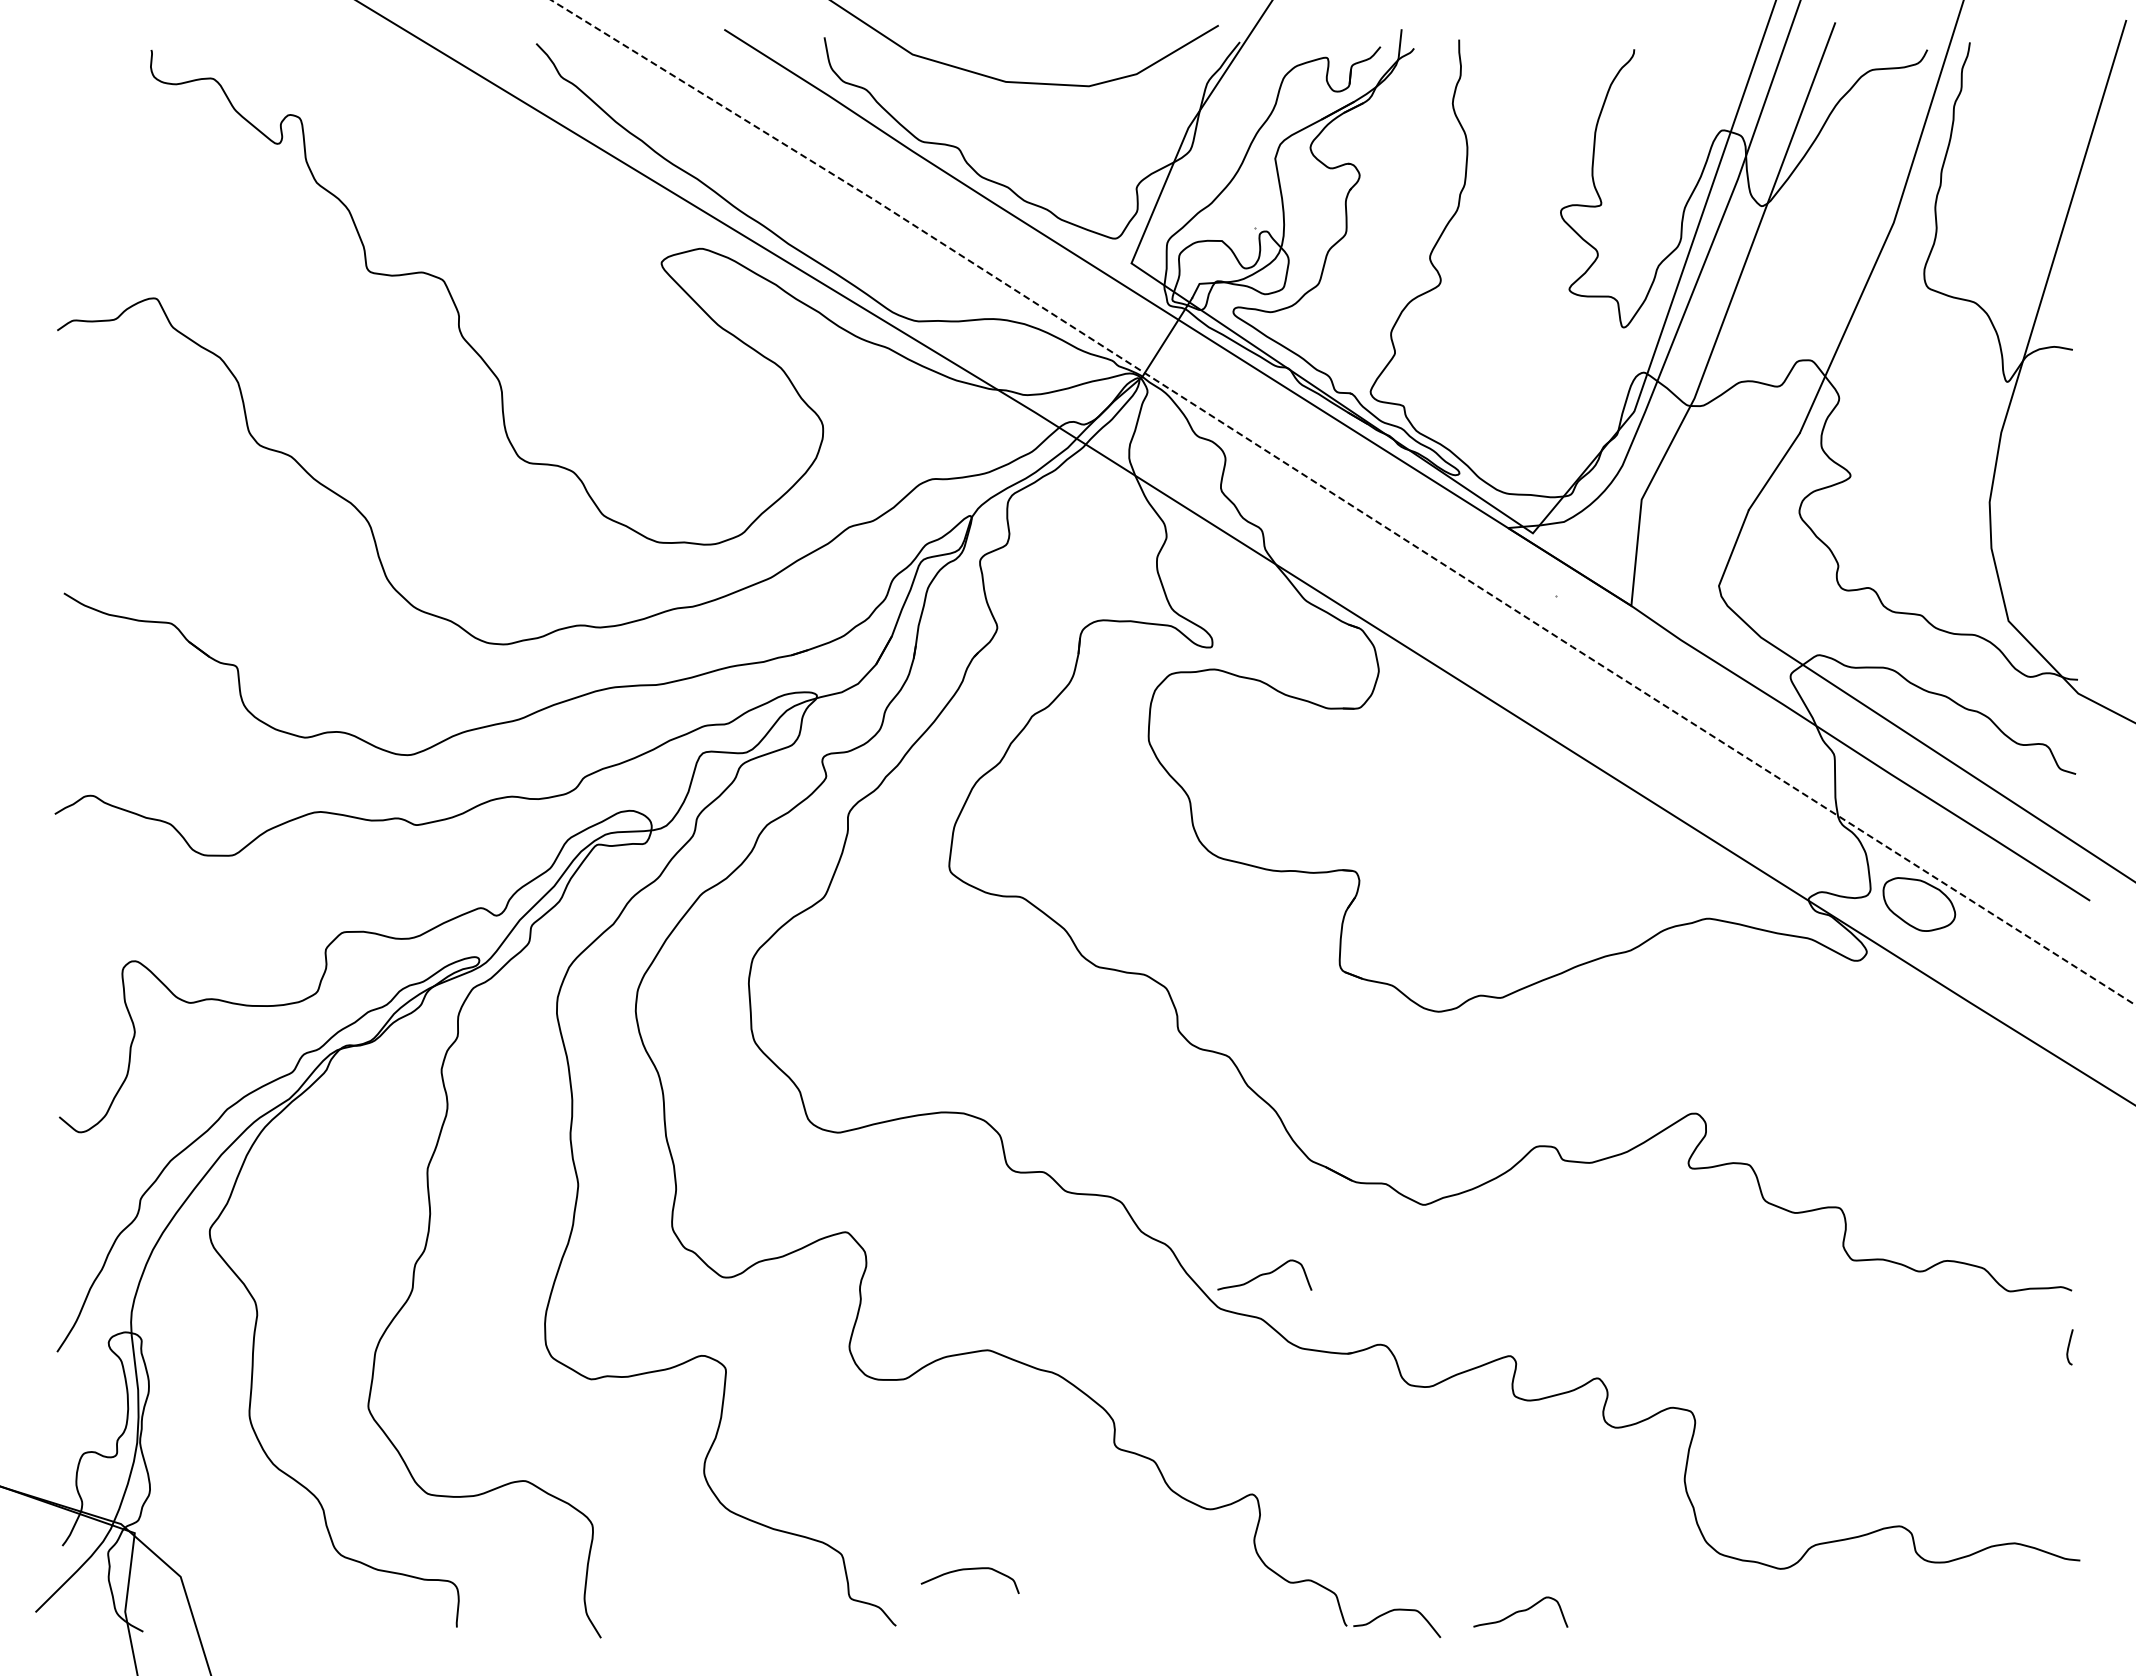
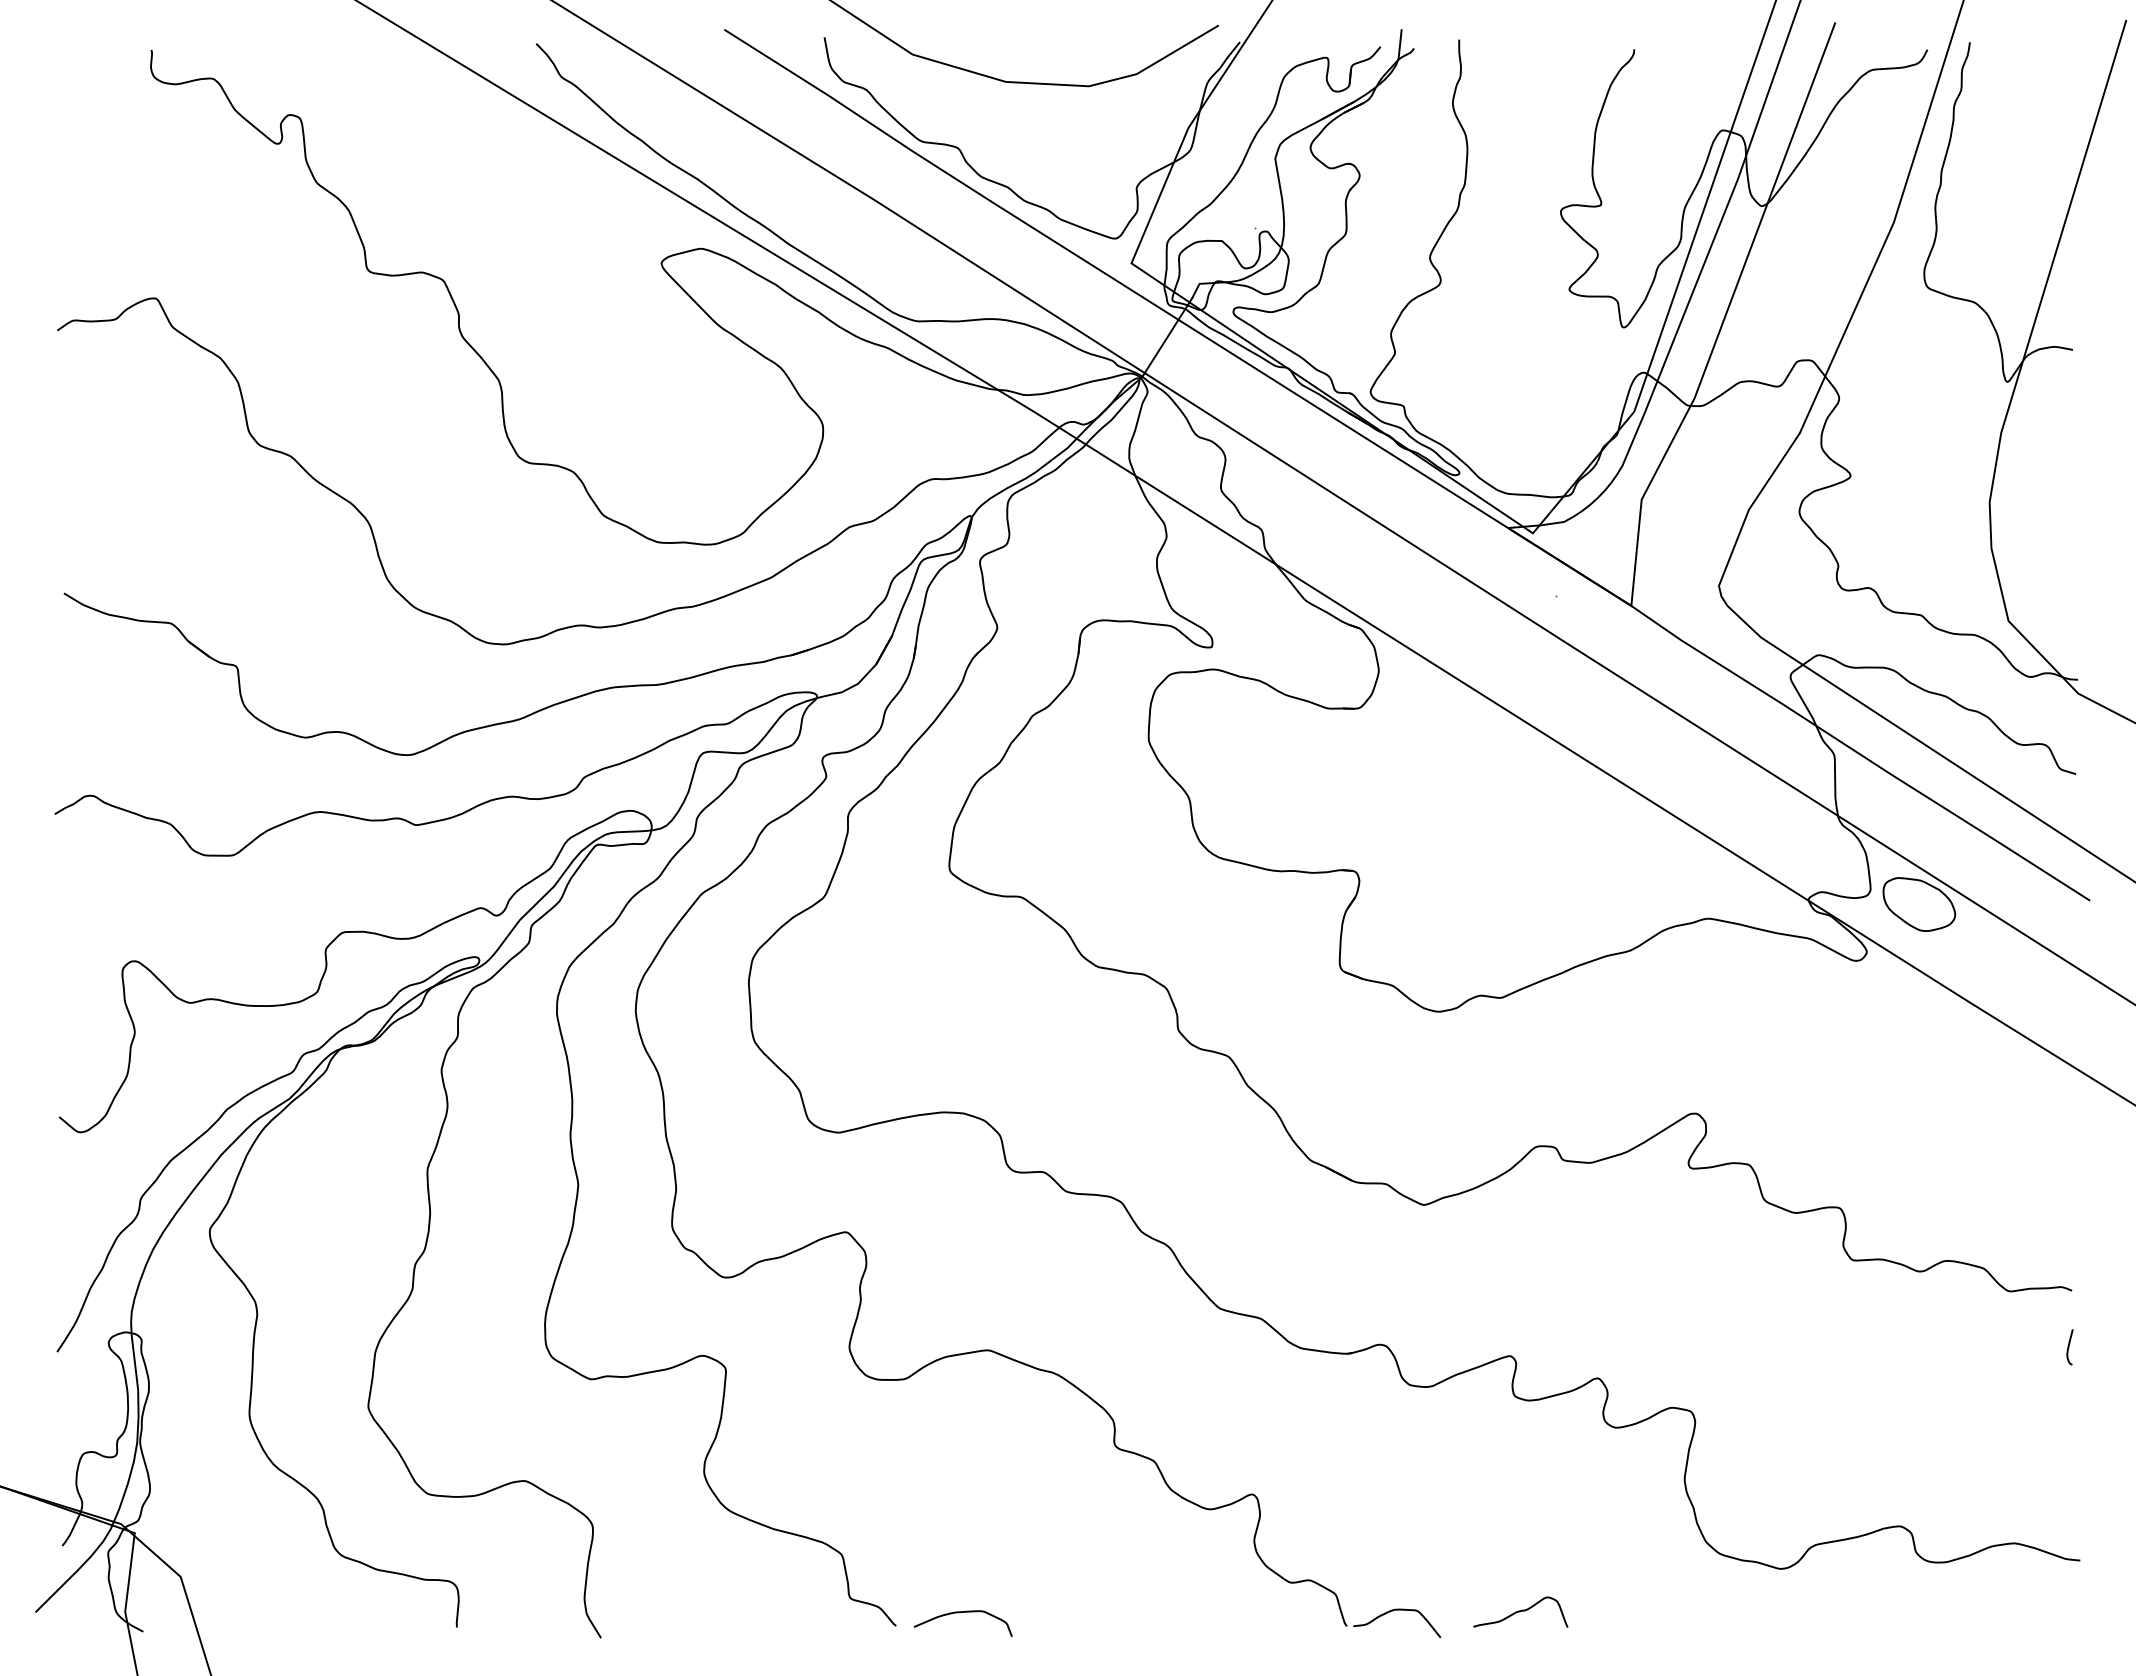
line: dashed -> solid (1344, 500)
curve: present -> none (1264, 1274)
curve position: (966, 1570) -> (959, 1613) (959, 1613)
